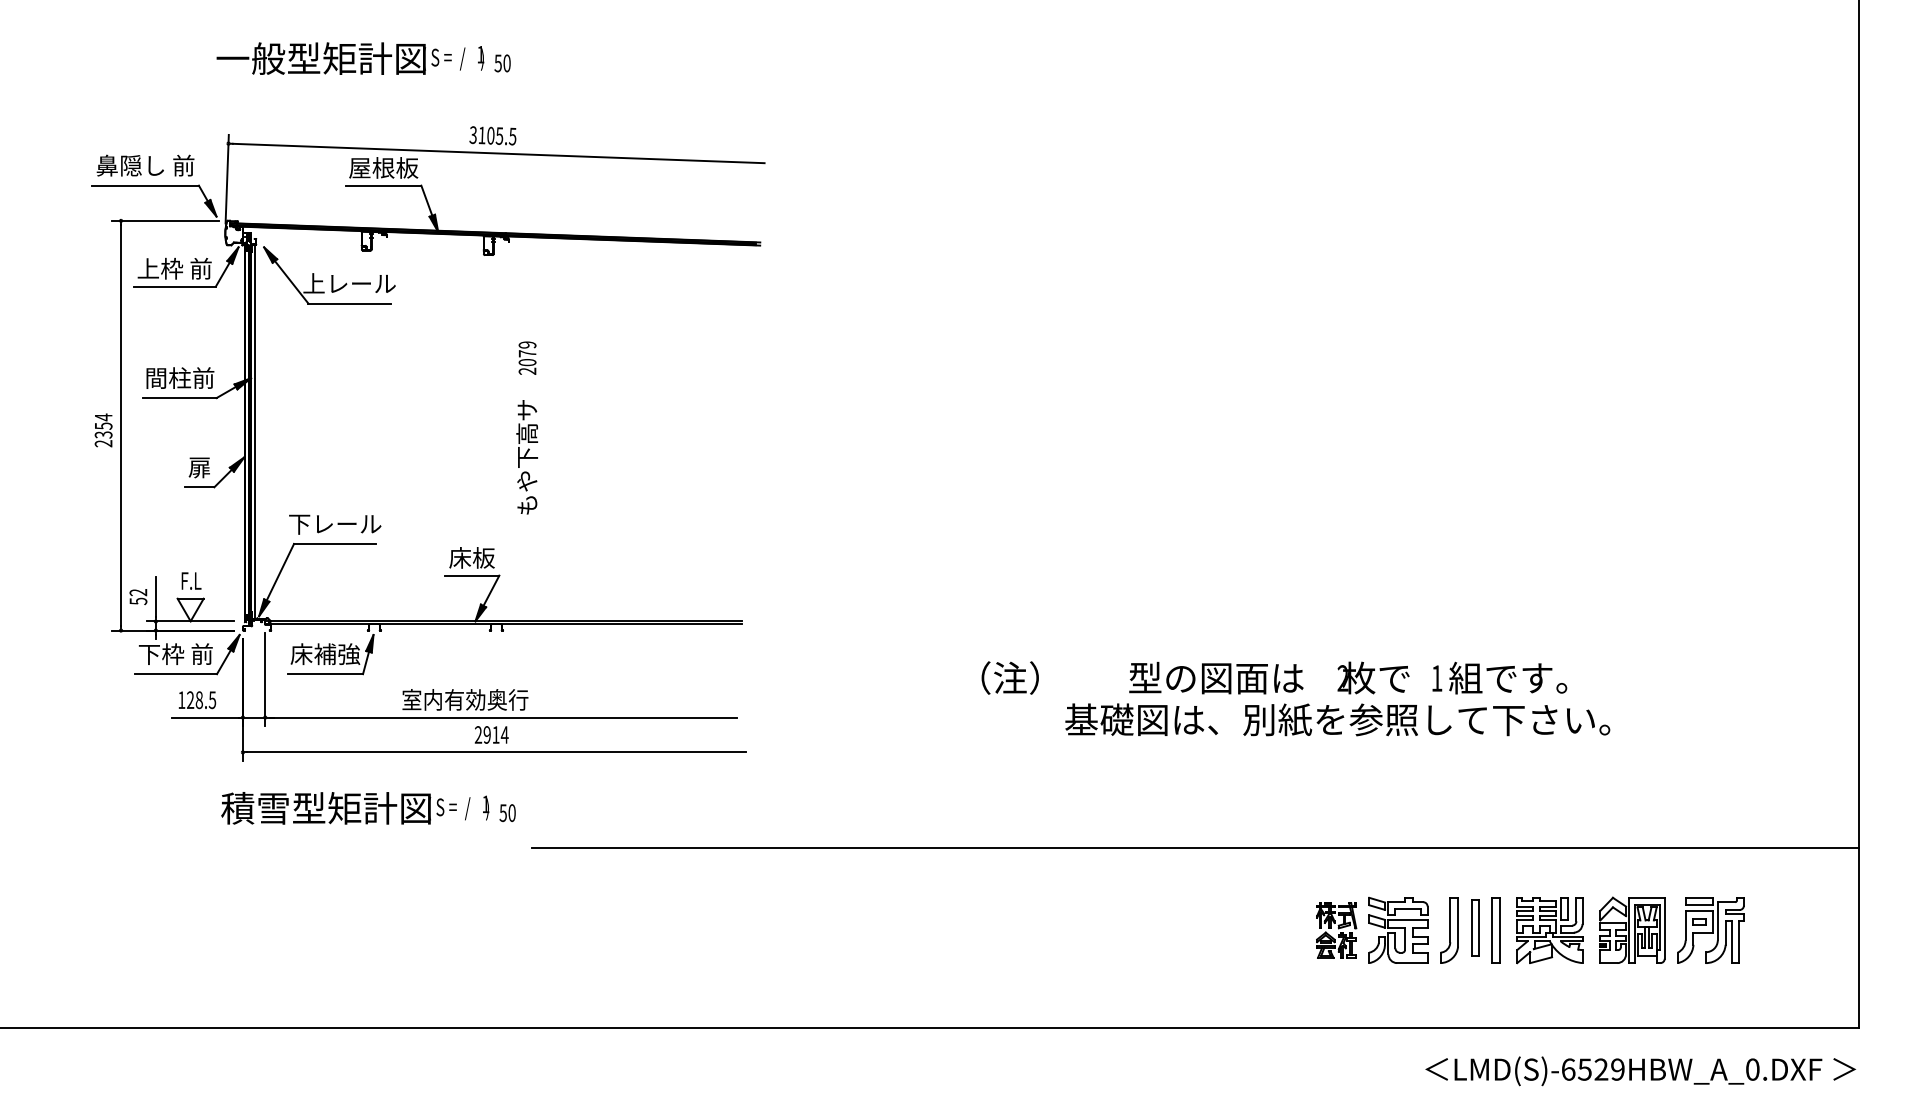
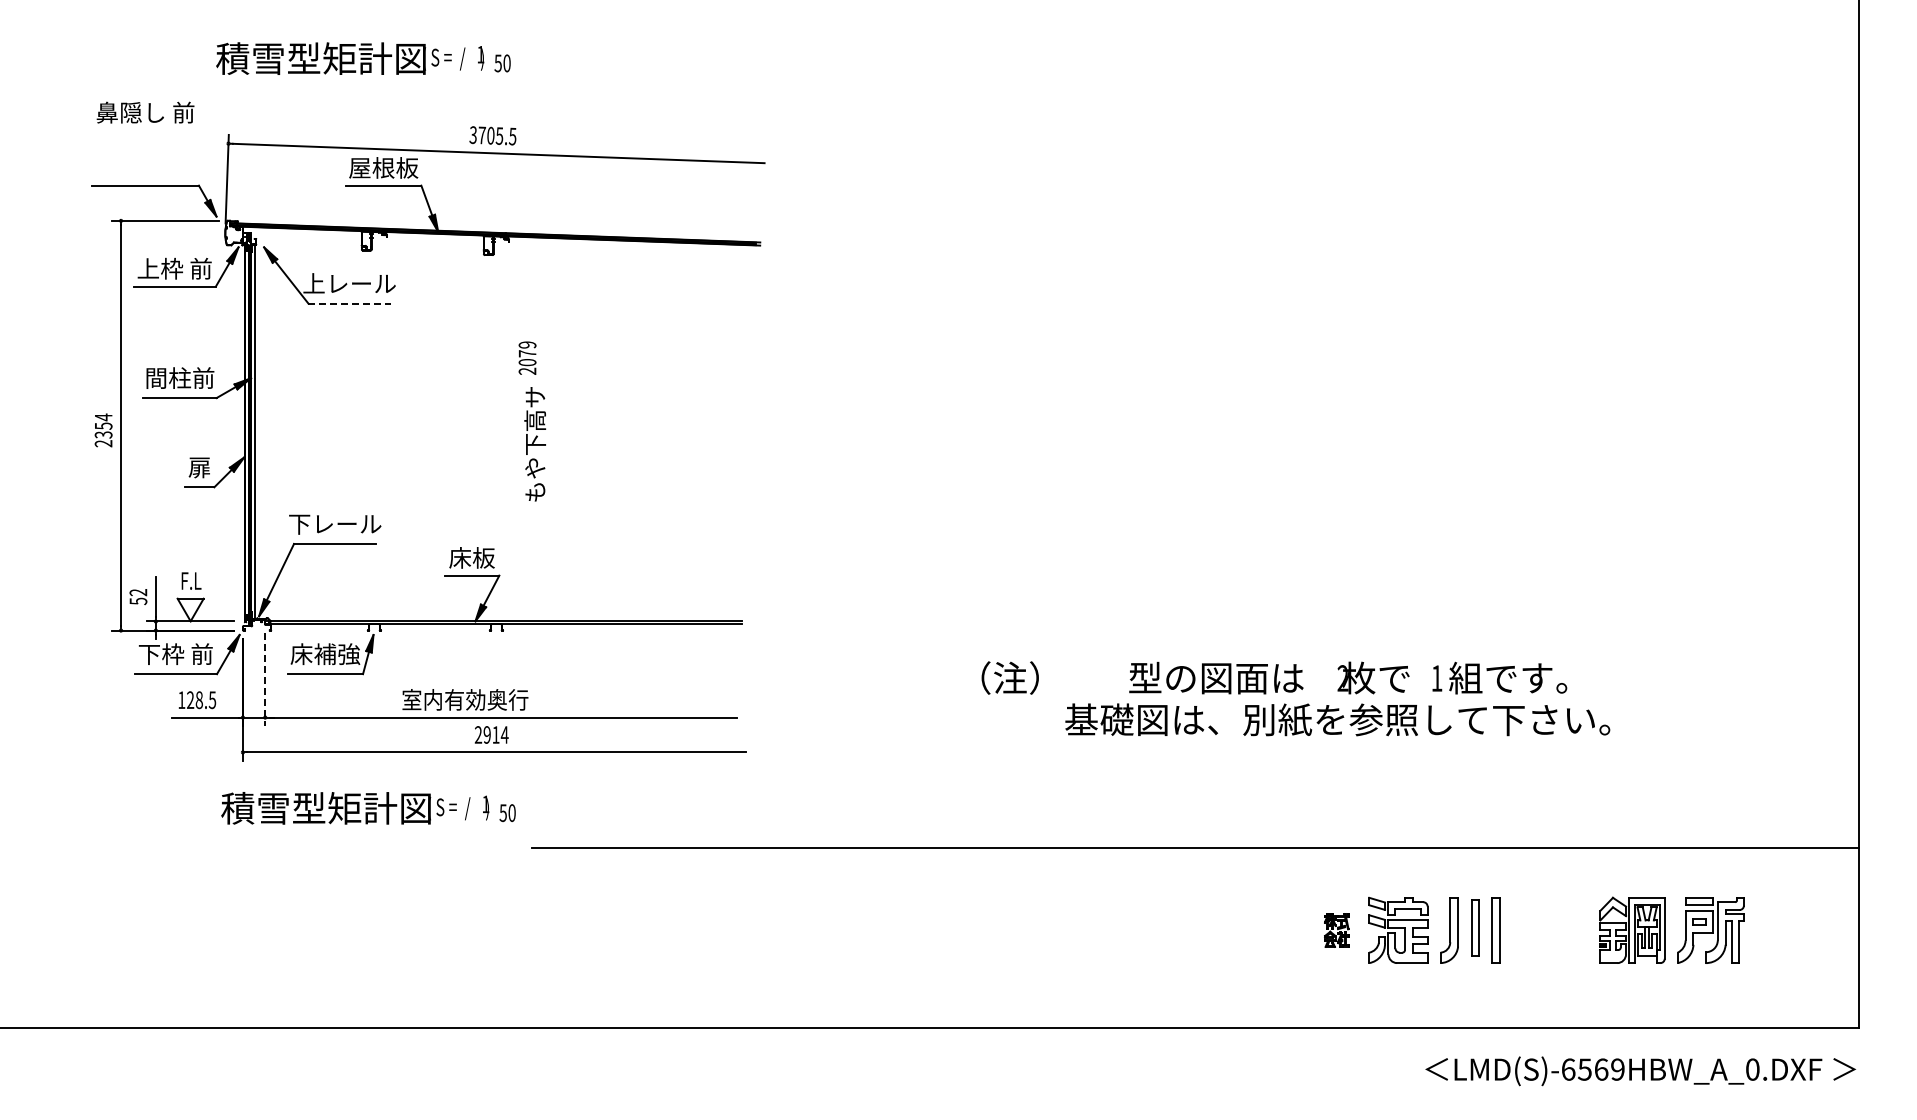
text: 一般型矩計図 -> 積雪型矩計図 (250, 58)
text: 3105.5 -> 3705.5 (482, 135)
text position: (145, 165) -> (145, 112) (145, 112)
line: solid -> dashed (350, 303)
text position: (527, 457) -> (535, 444) (535, 444)
line: solid -> dashed (265, 679)
part size: 42x57 px -> 26x35 px (1336, 930)
part: present -> none (1549, 930)
text: LMD(S)-6529HBW_A_0.DXF -> LMD(S)-6569HBW_A_0.DXF (1601, 1069)
